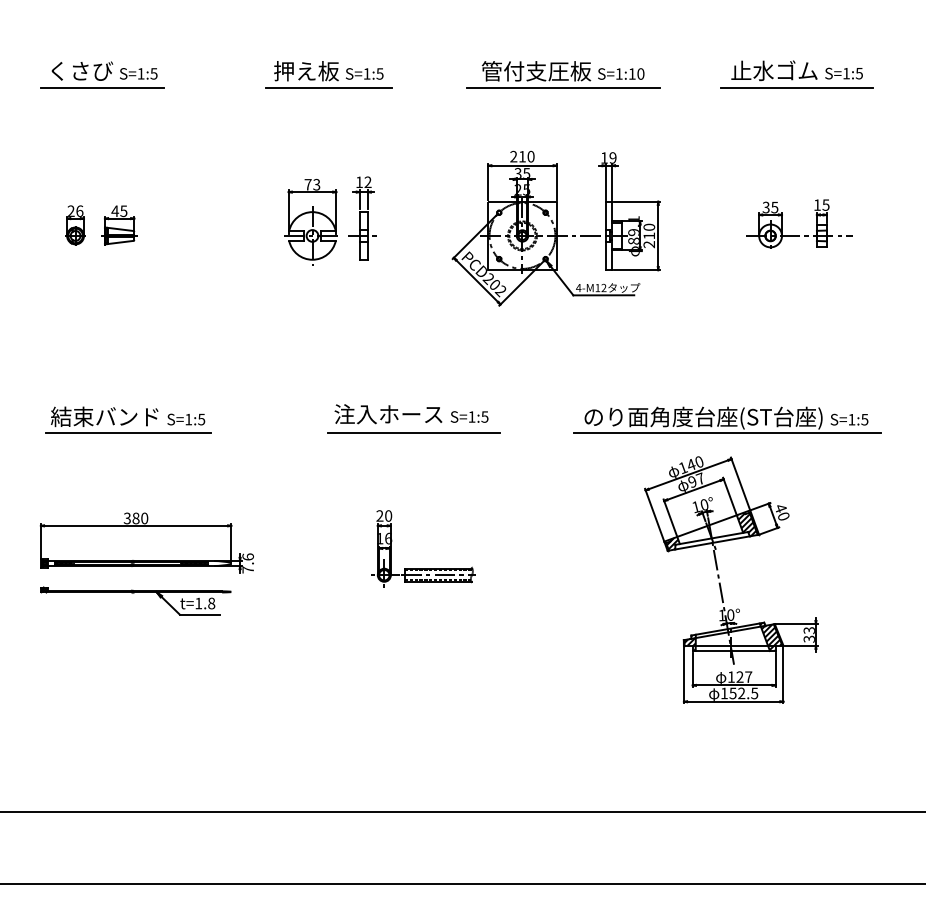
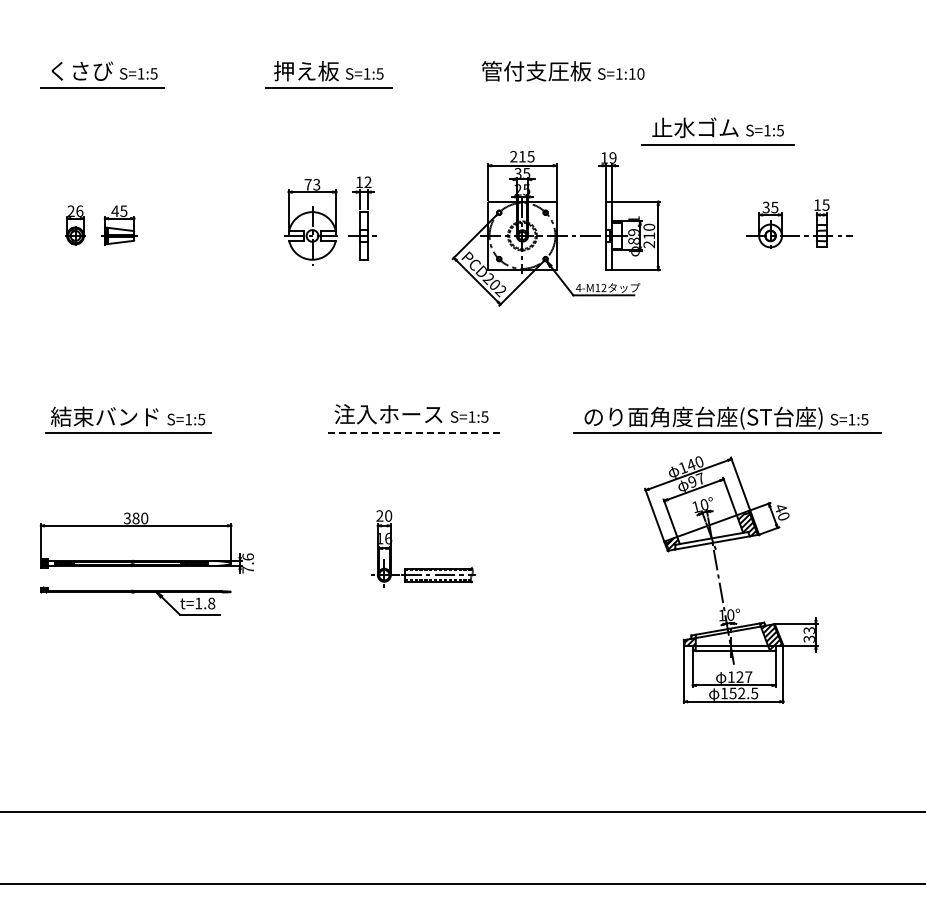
part position: (796, 74) -> (717, 131) (717, 131)
line: present -> none (563, 87)
text: 210 -> 215 (530, 156)
line: solid -> dashed (413, 433)
